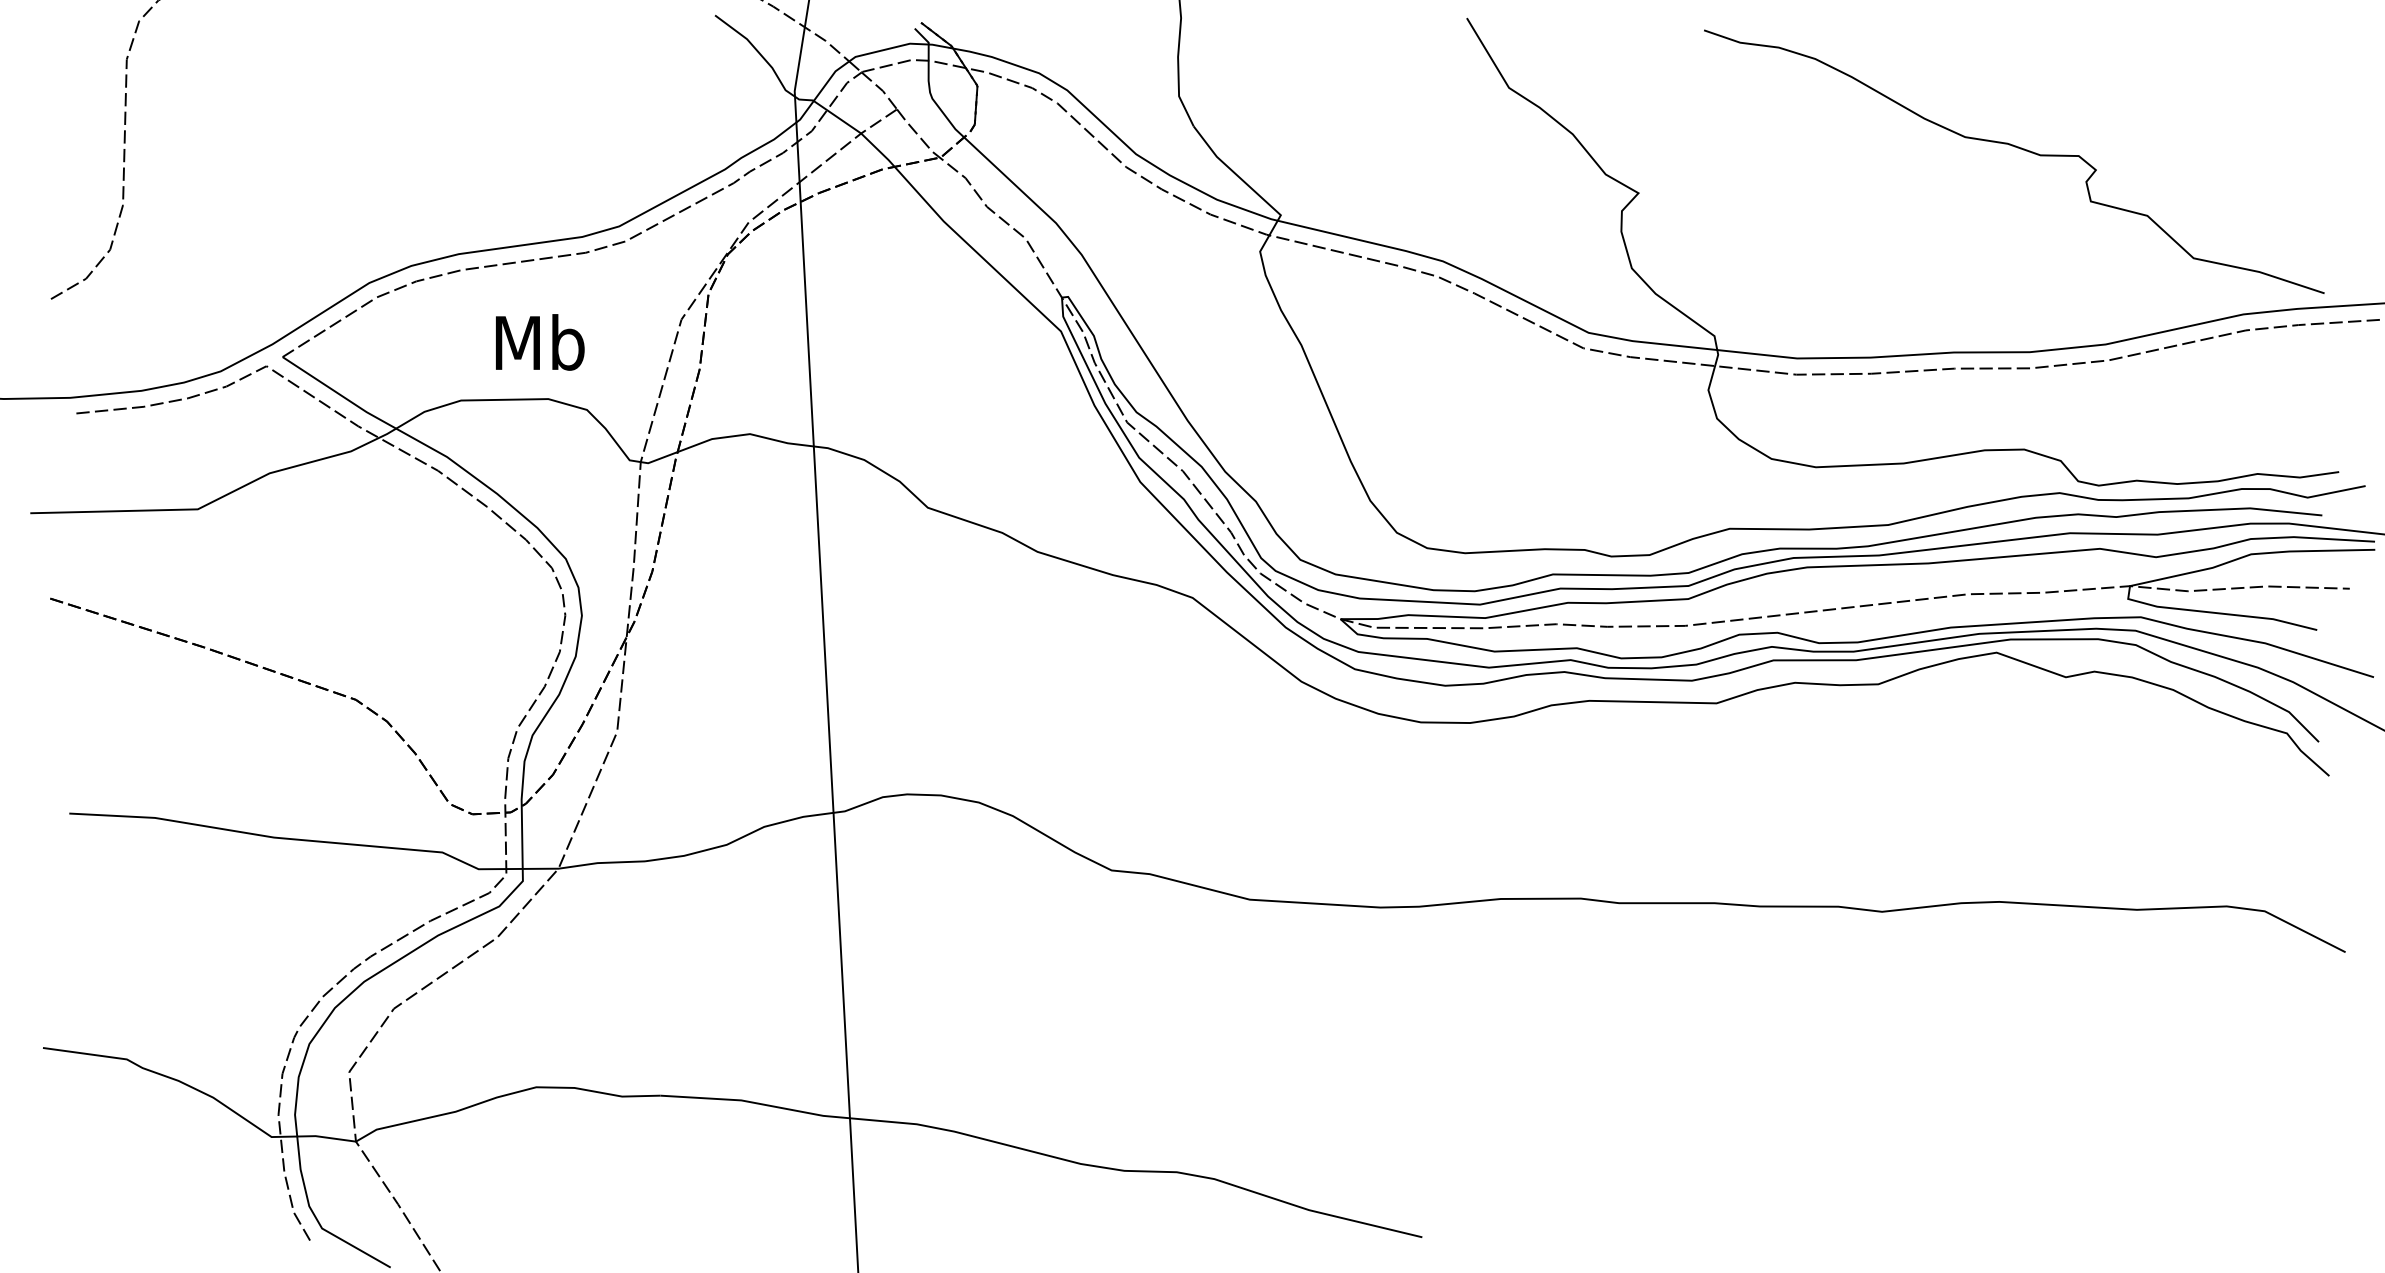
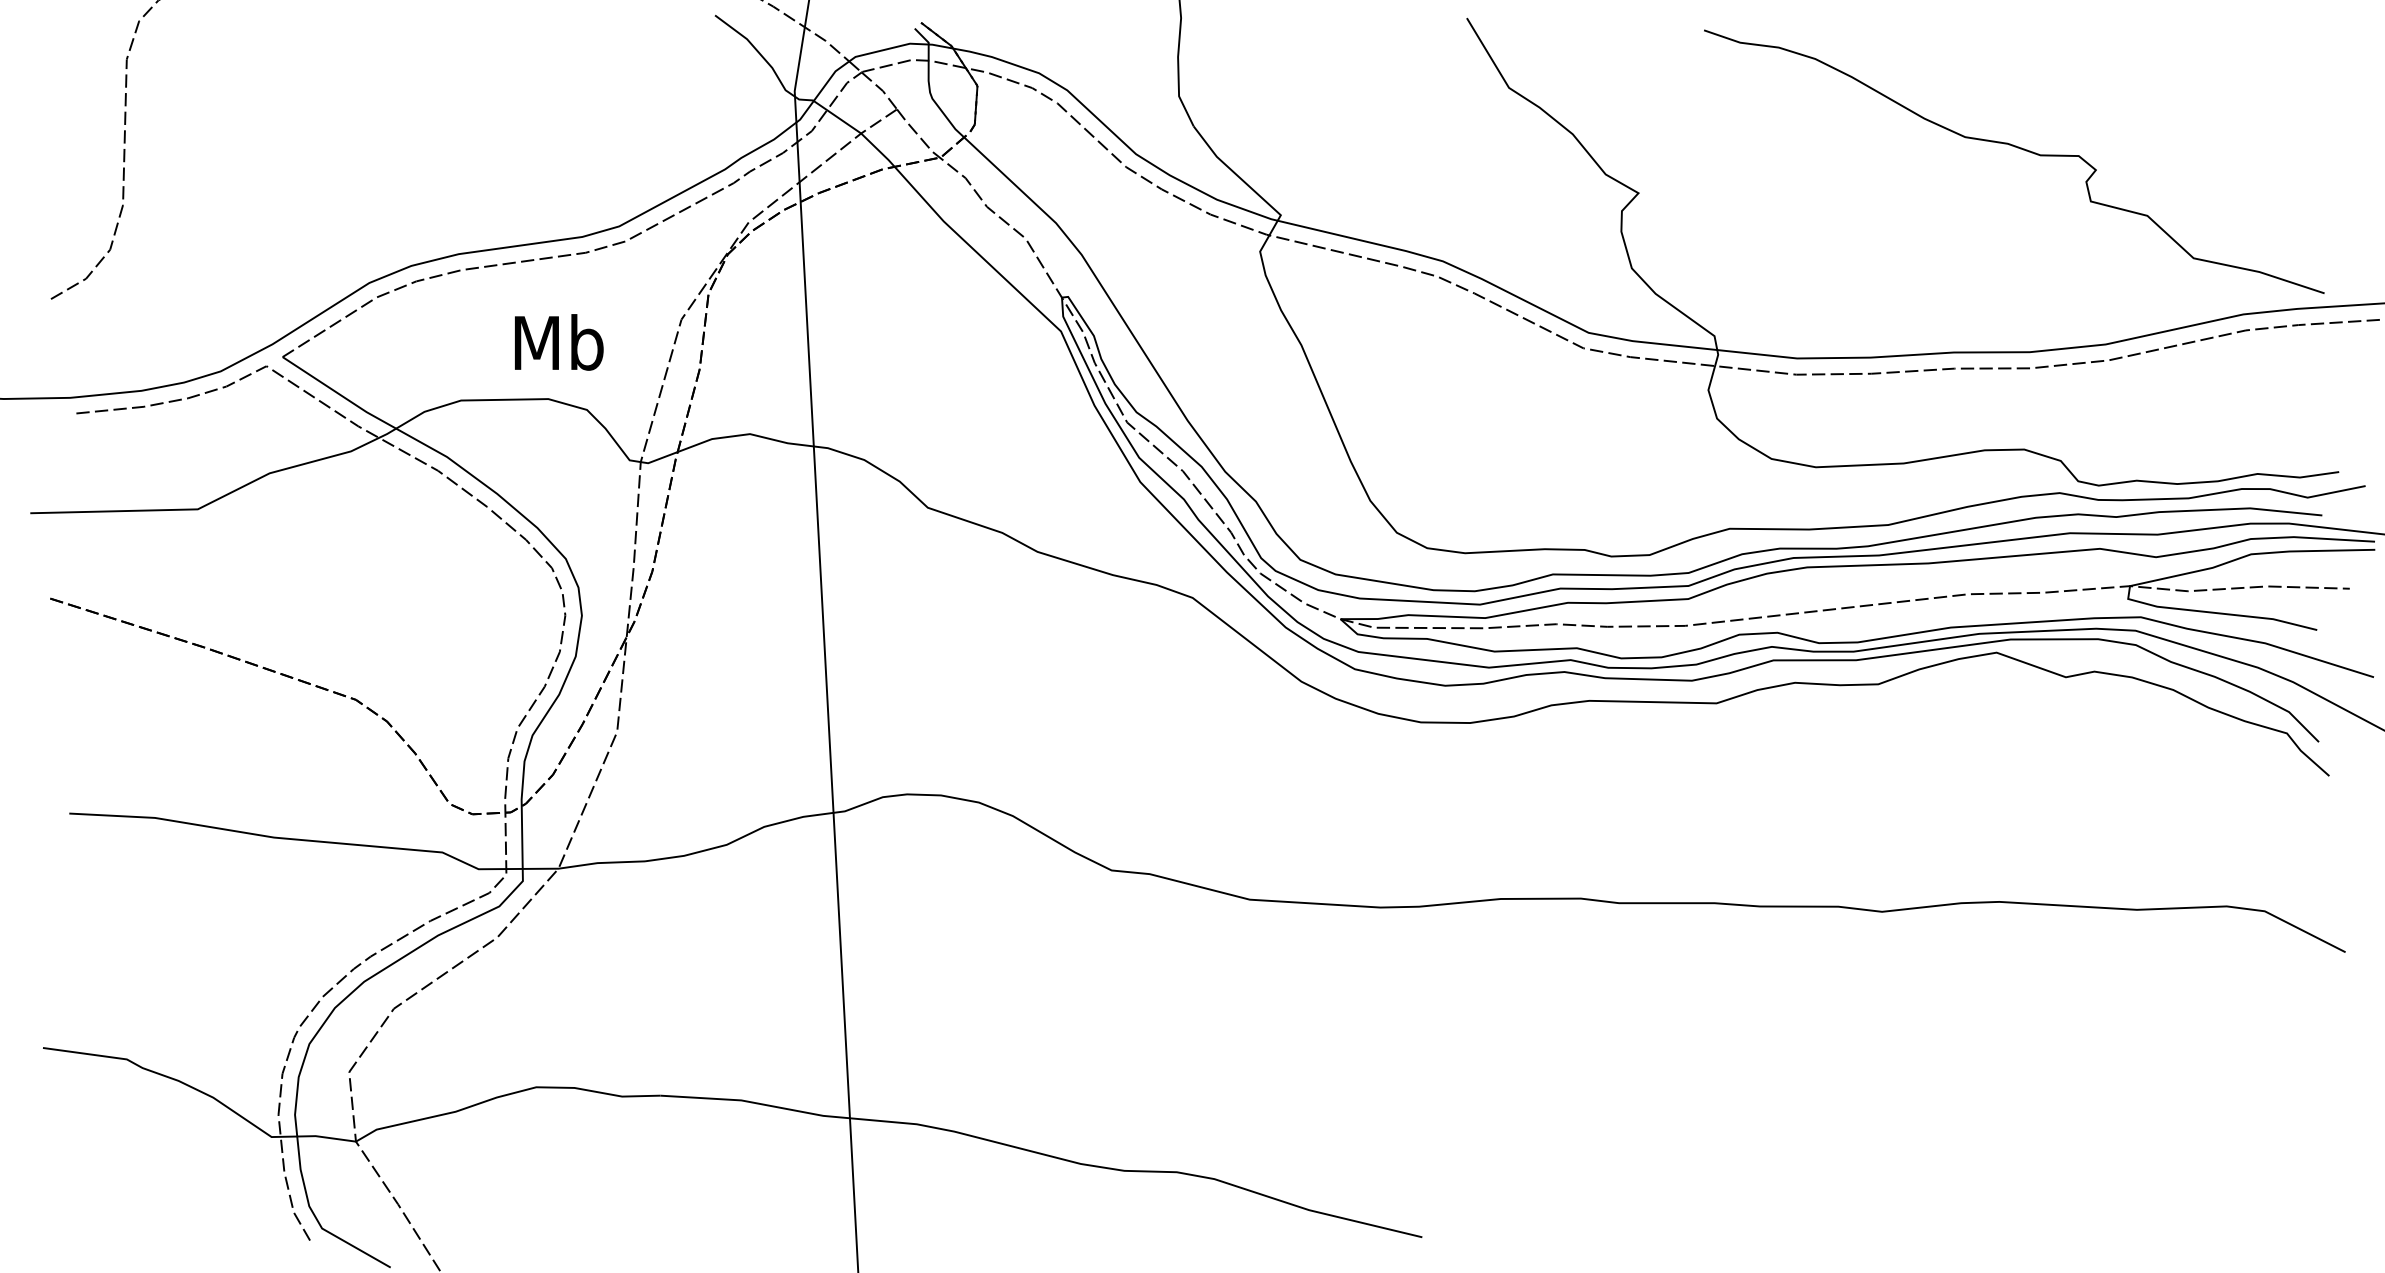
text position: (540, 342) -> (559, 342) (559, 342)
